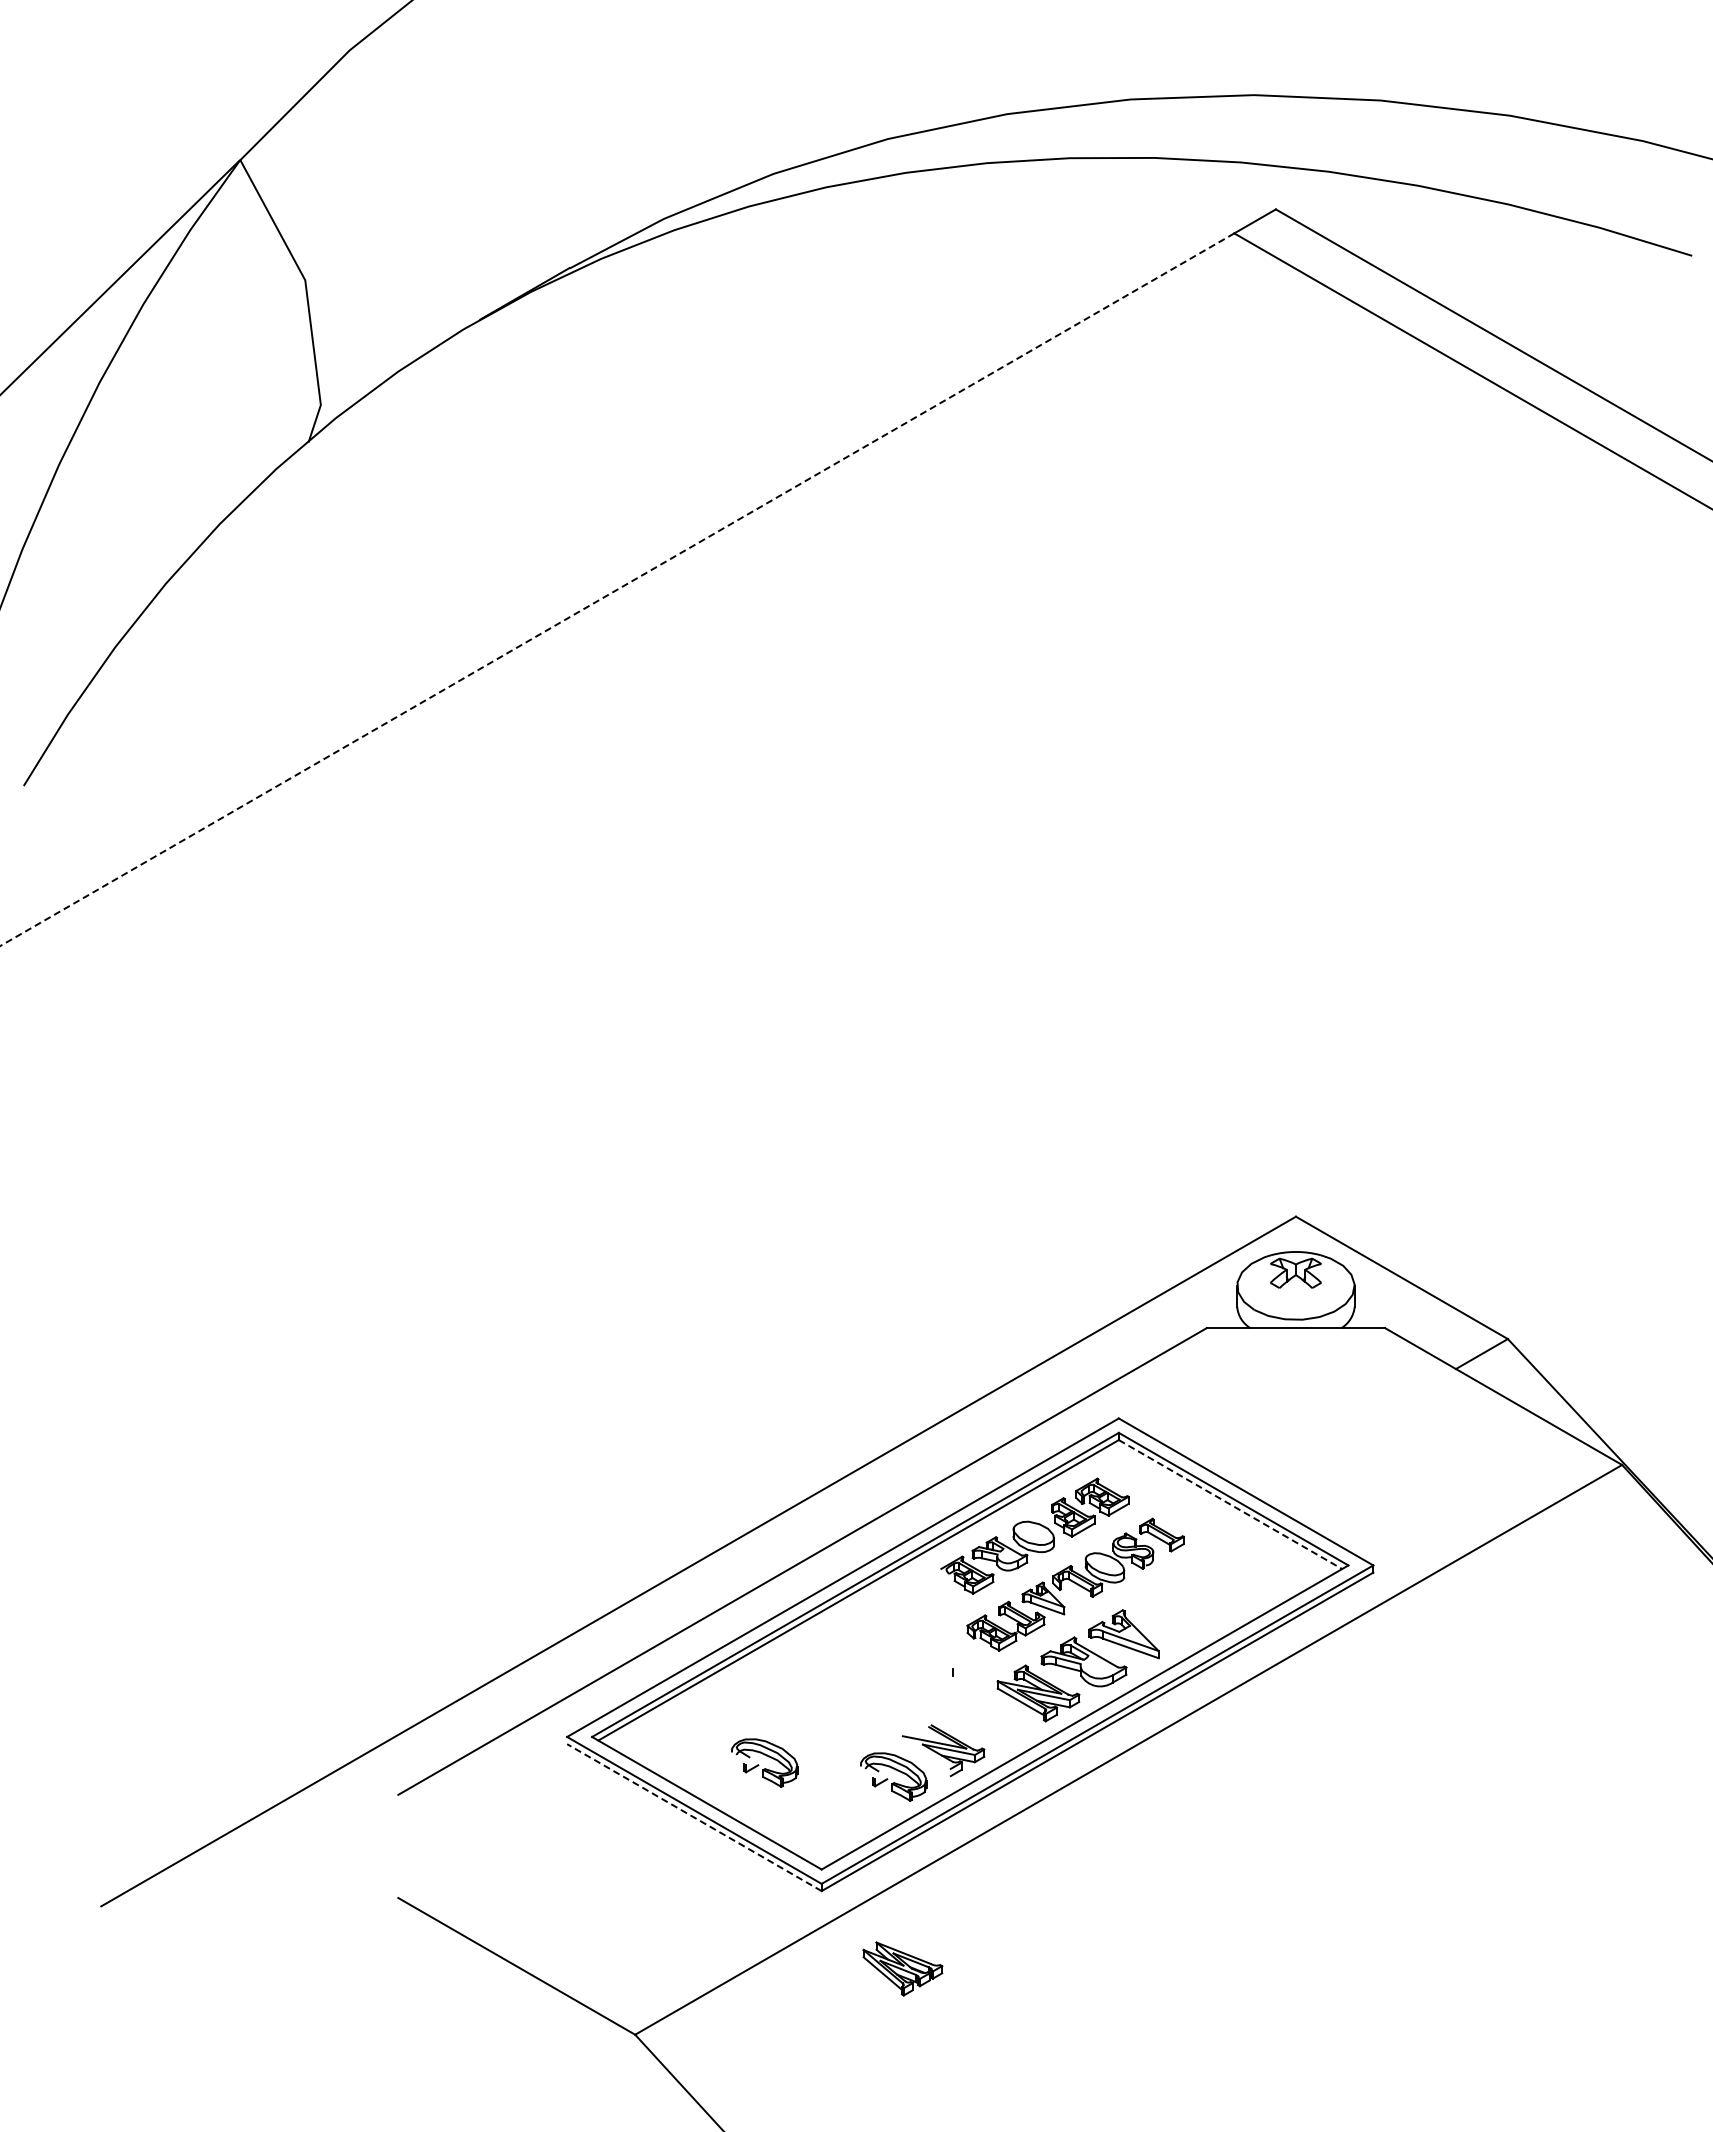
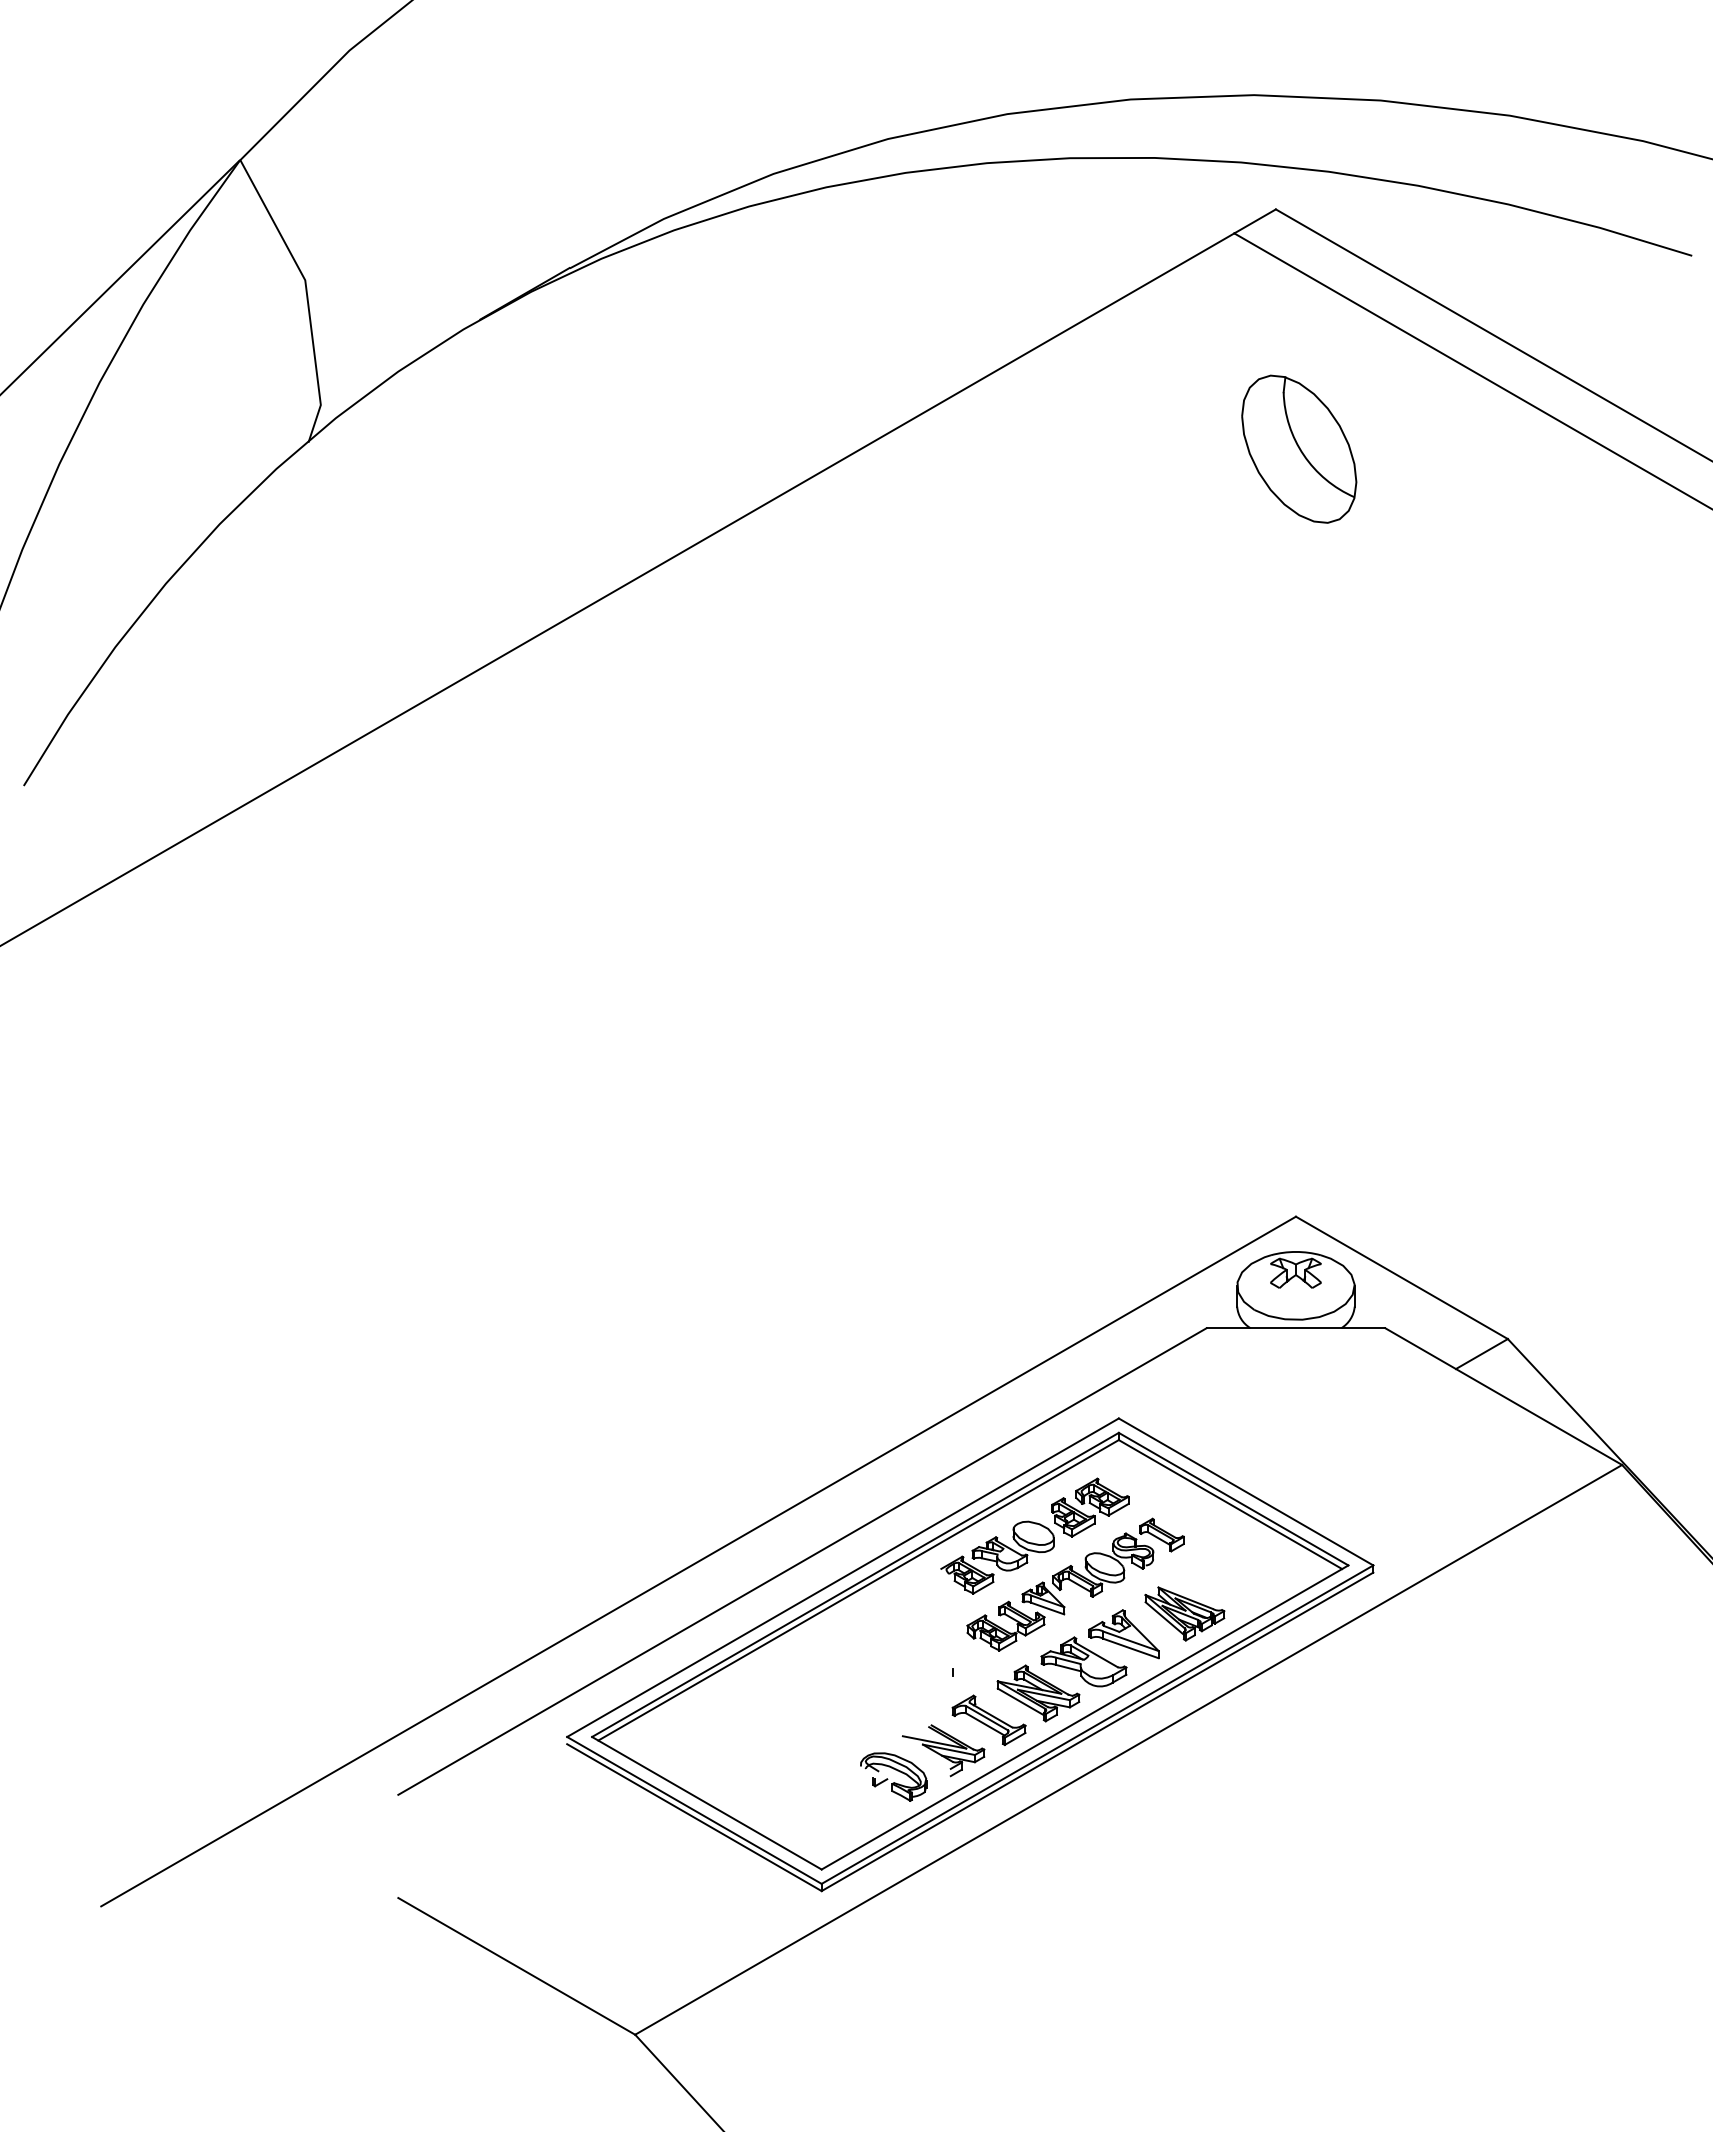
part: none -> present (1299, 448)
line: dashed -> solid (616, 589)
line: dashed -> solid (1230, 1504)
part: none -> present (988, 1720)
part: present -> none (764, 1762)
line: dashed -> solid (694, 1817)
part position: (902, 1968) -> (1184, 1613) (1184, 1613)
